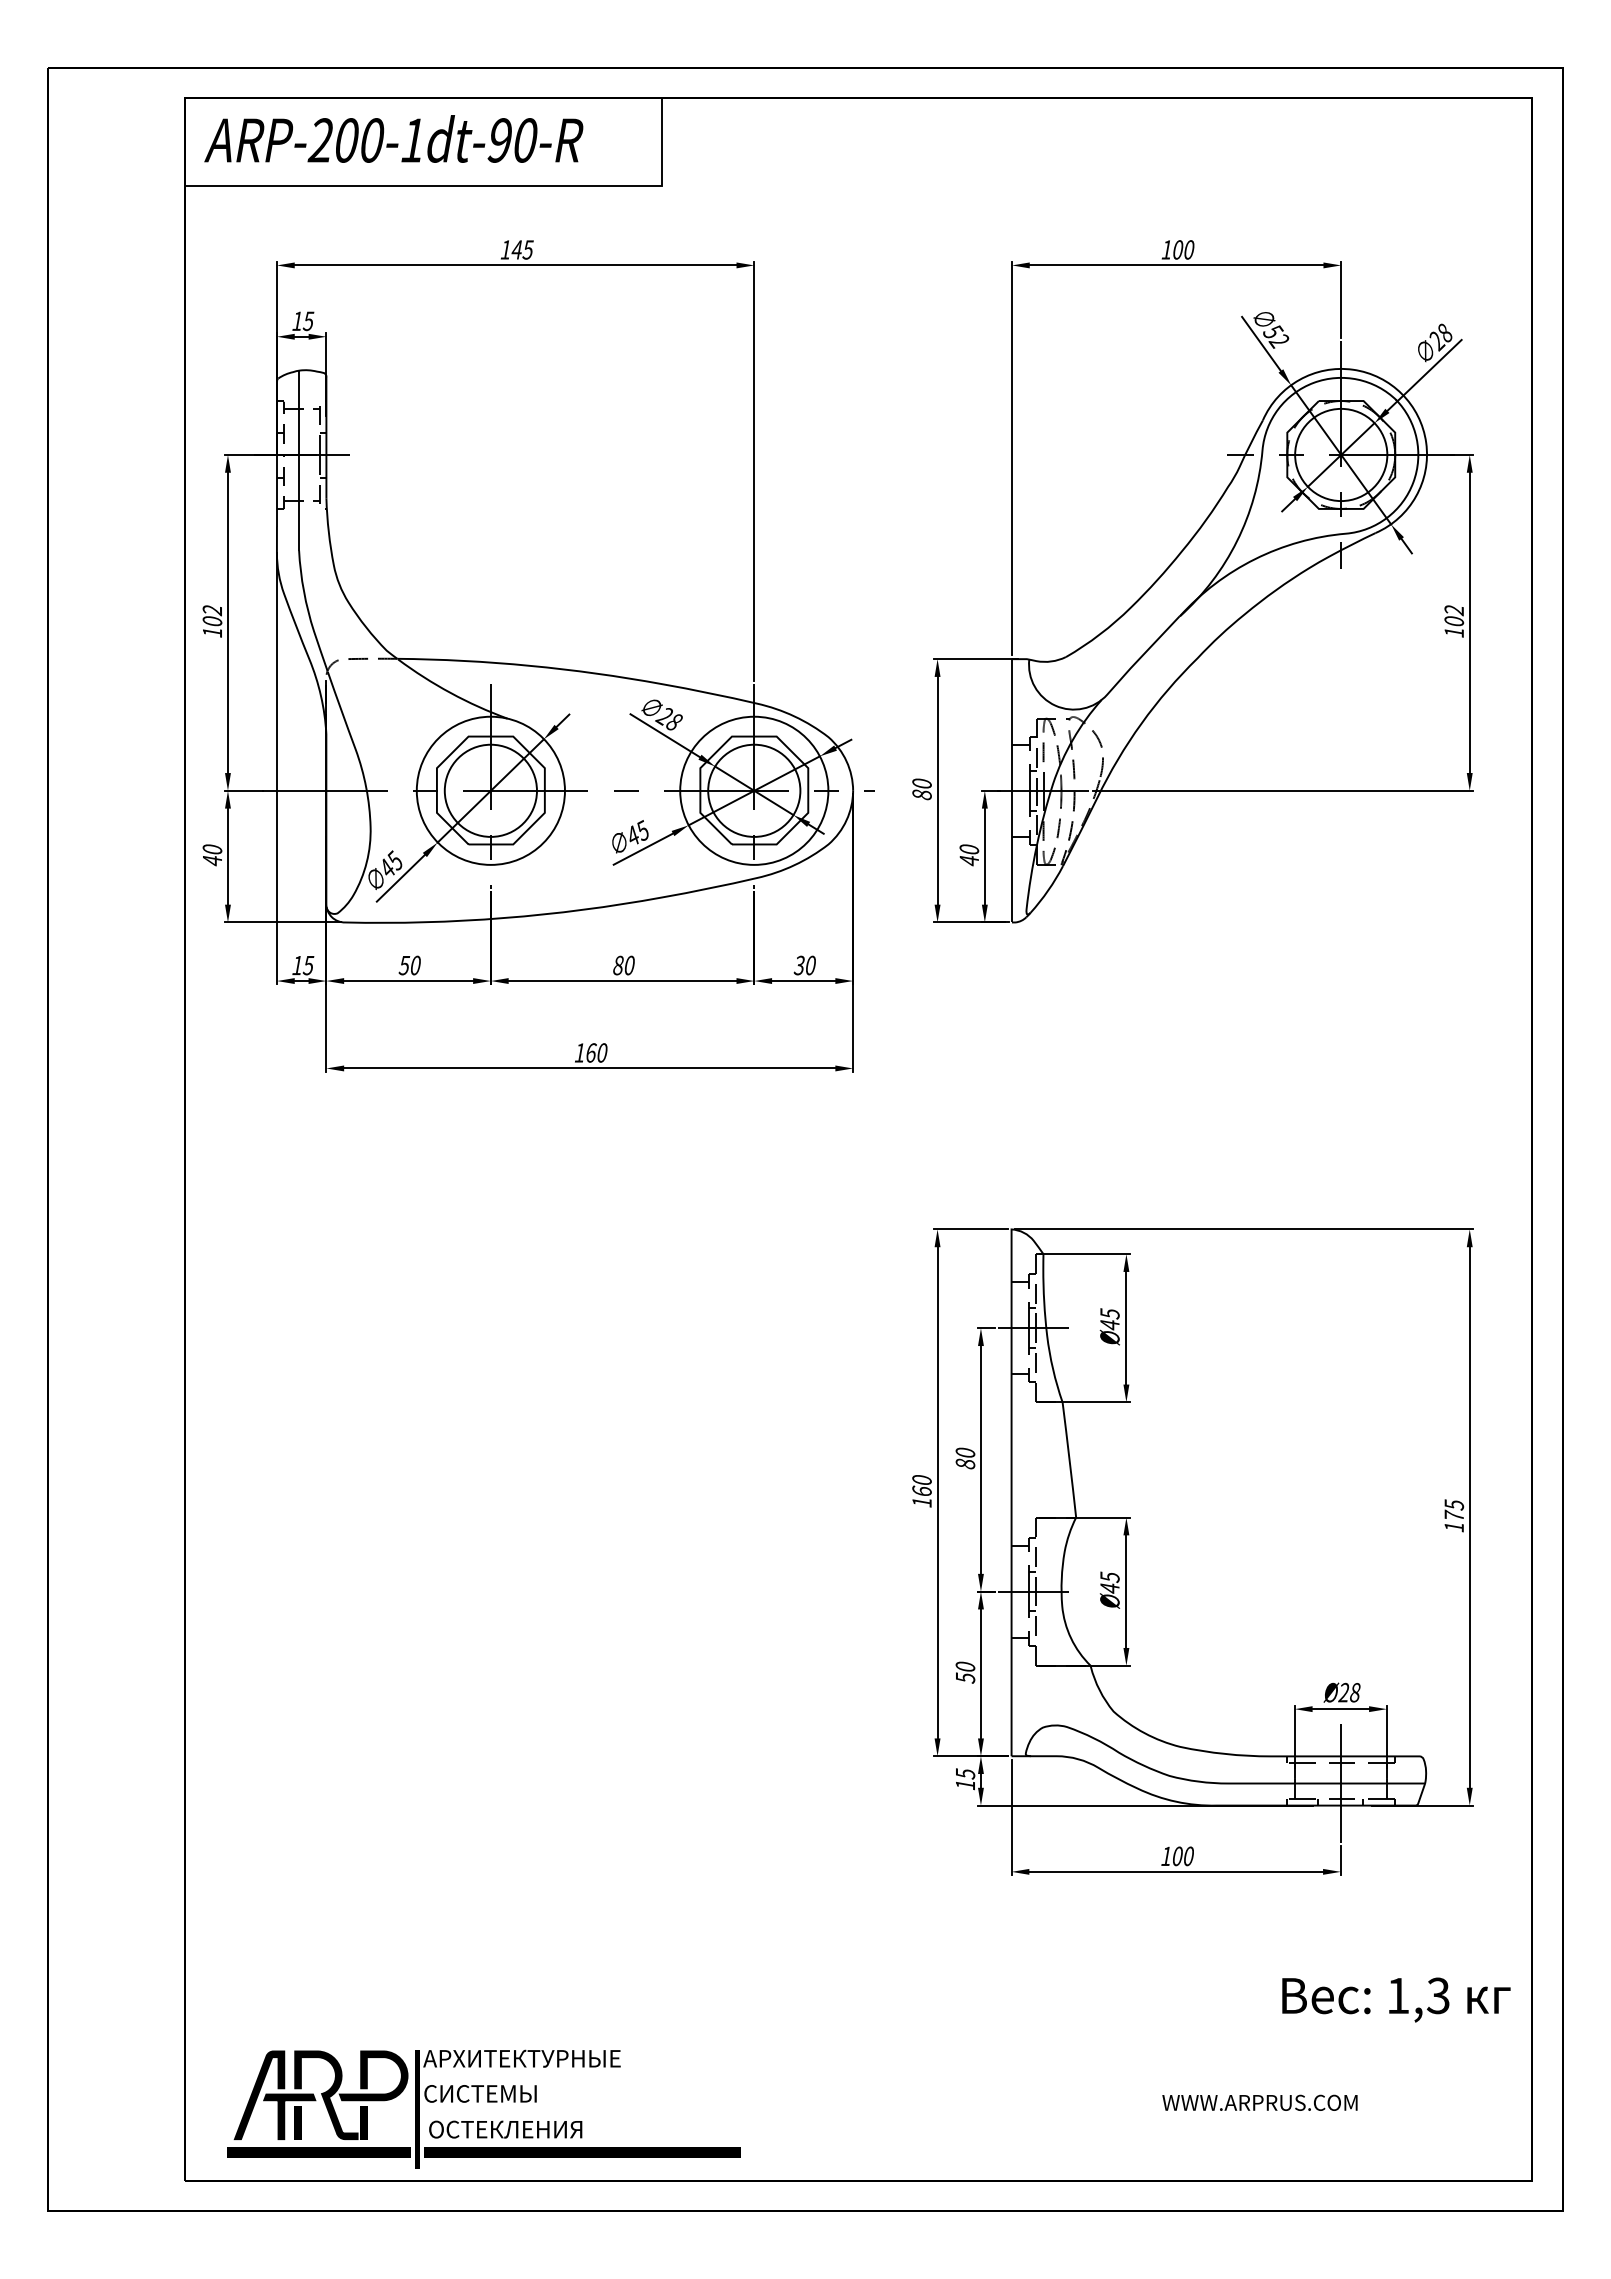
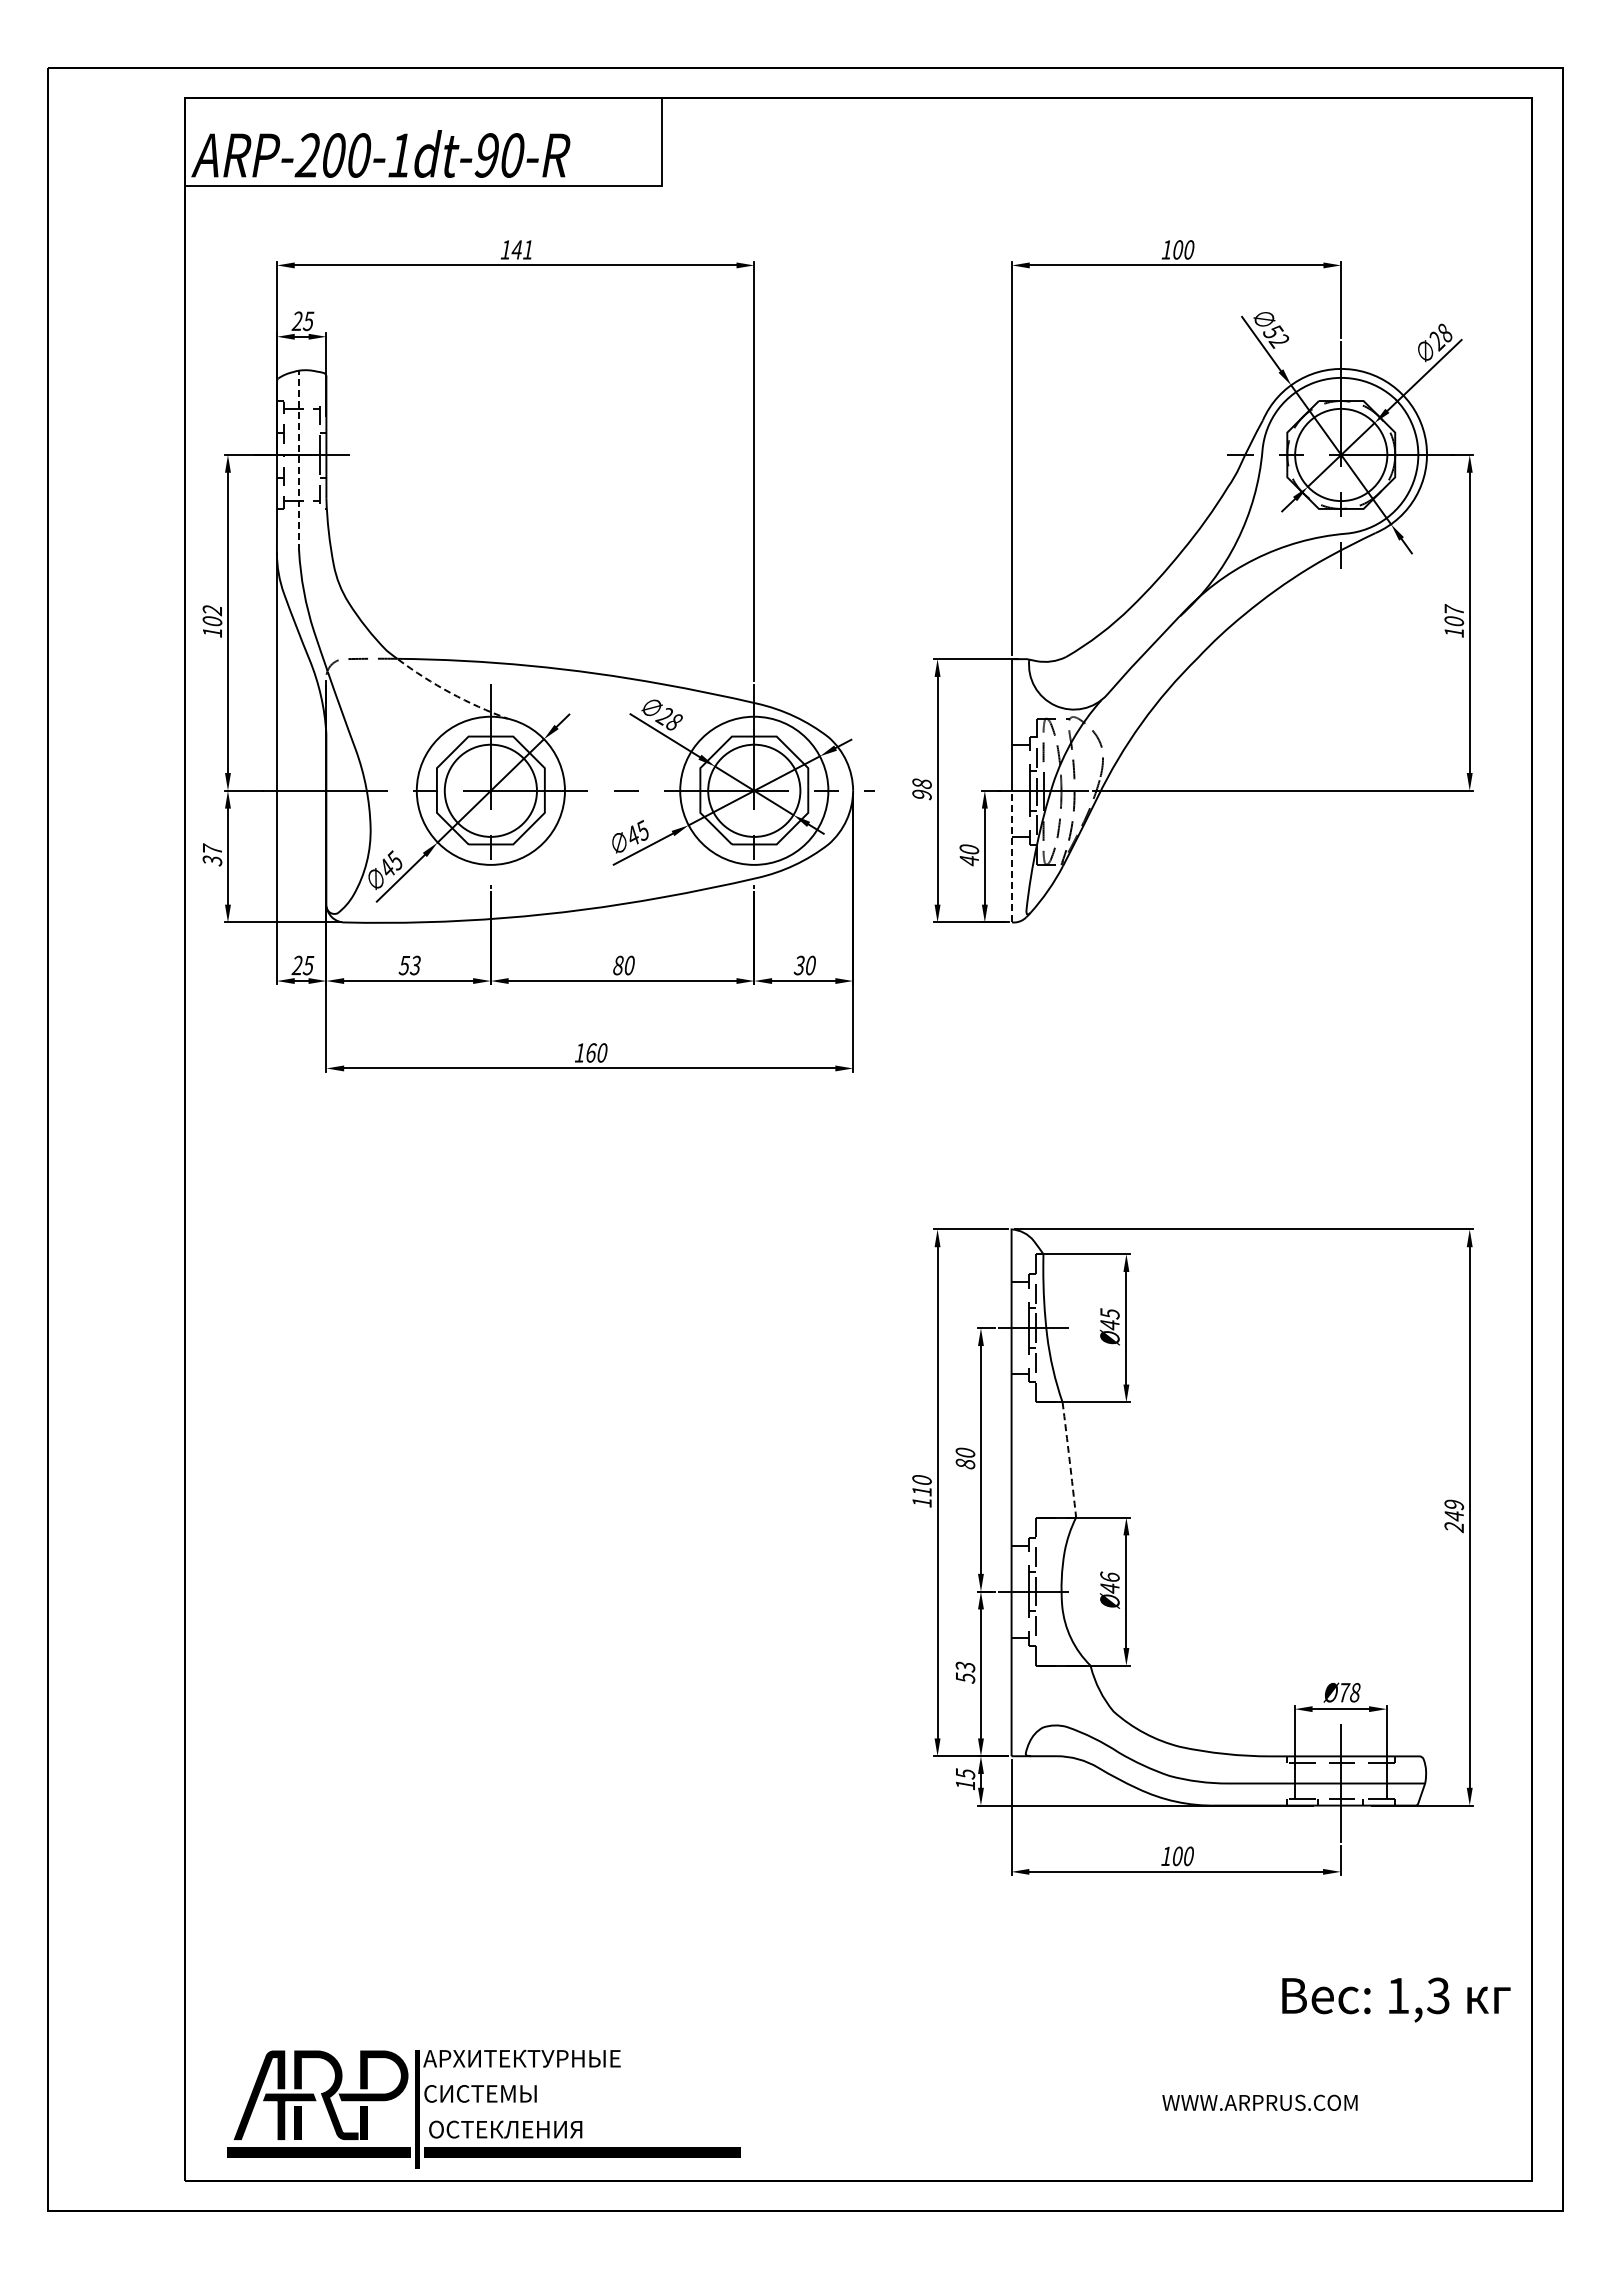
text position: (393, 138) -> (380, 153) (380, 153)
text: 145 -> 141 (527, 249)
text: 15 -> 25 (296, 320)
line: solid -> dashed (299, 460)
text: 102 -> 107 (1453, 610)
line: solid -> dashed (450, 693)
text: 80 -> 98 (921, 789)
text: 40 -> 37 (212, 854)
line: solid -> dashed (1011, 855)
text: 15 -> 25 (296, 964)
text: 50 -> 53 (414, 965)
line: solid -> dashed (1069, 1459)
text: 160 -> 110 (921, 1490)
text: 175 -> 249 (1453, 1516)
text: Ø45 -> Ø46 (1109, 1577)
text: 50 -> 53 (965, 1666)
text: Ø28 -> Ø78 (1344, 1692)
